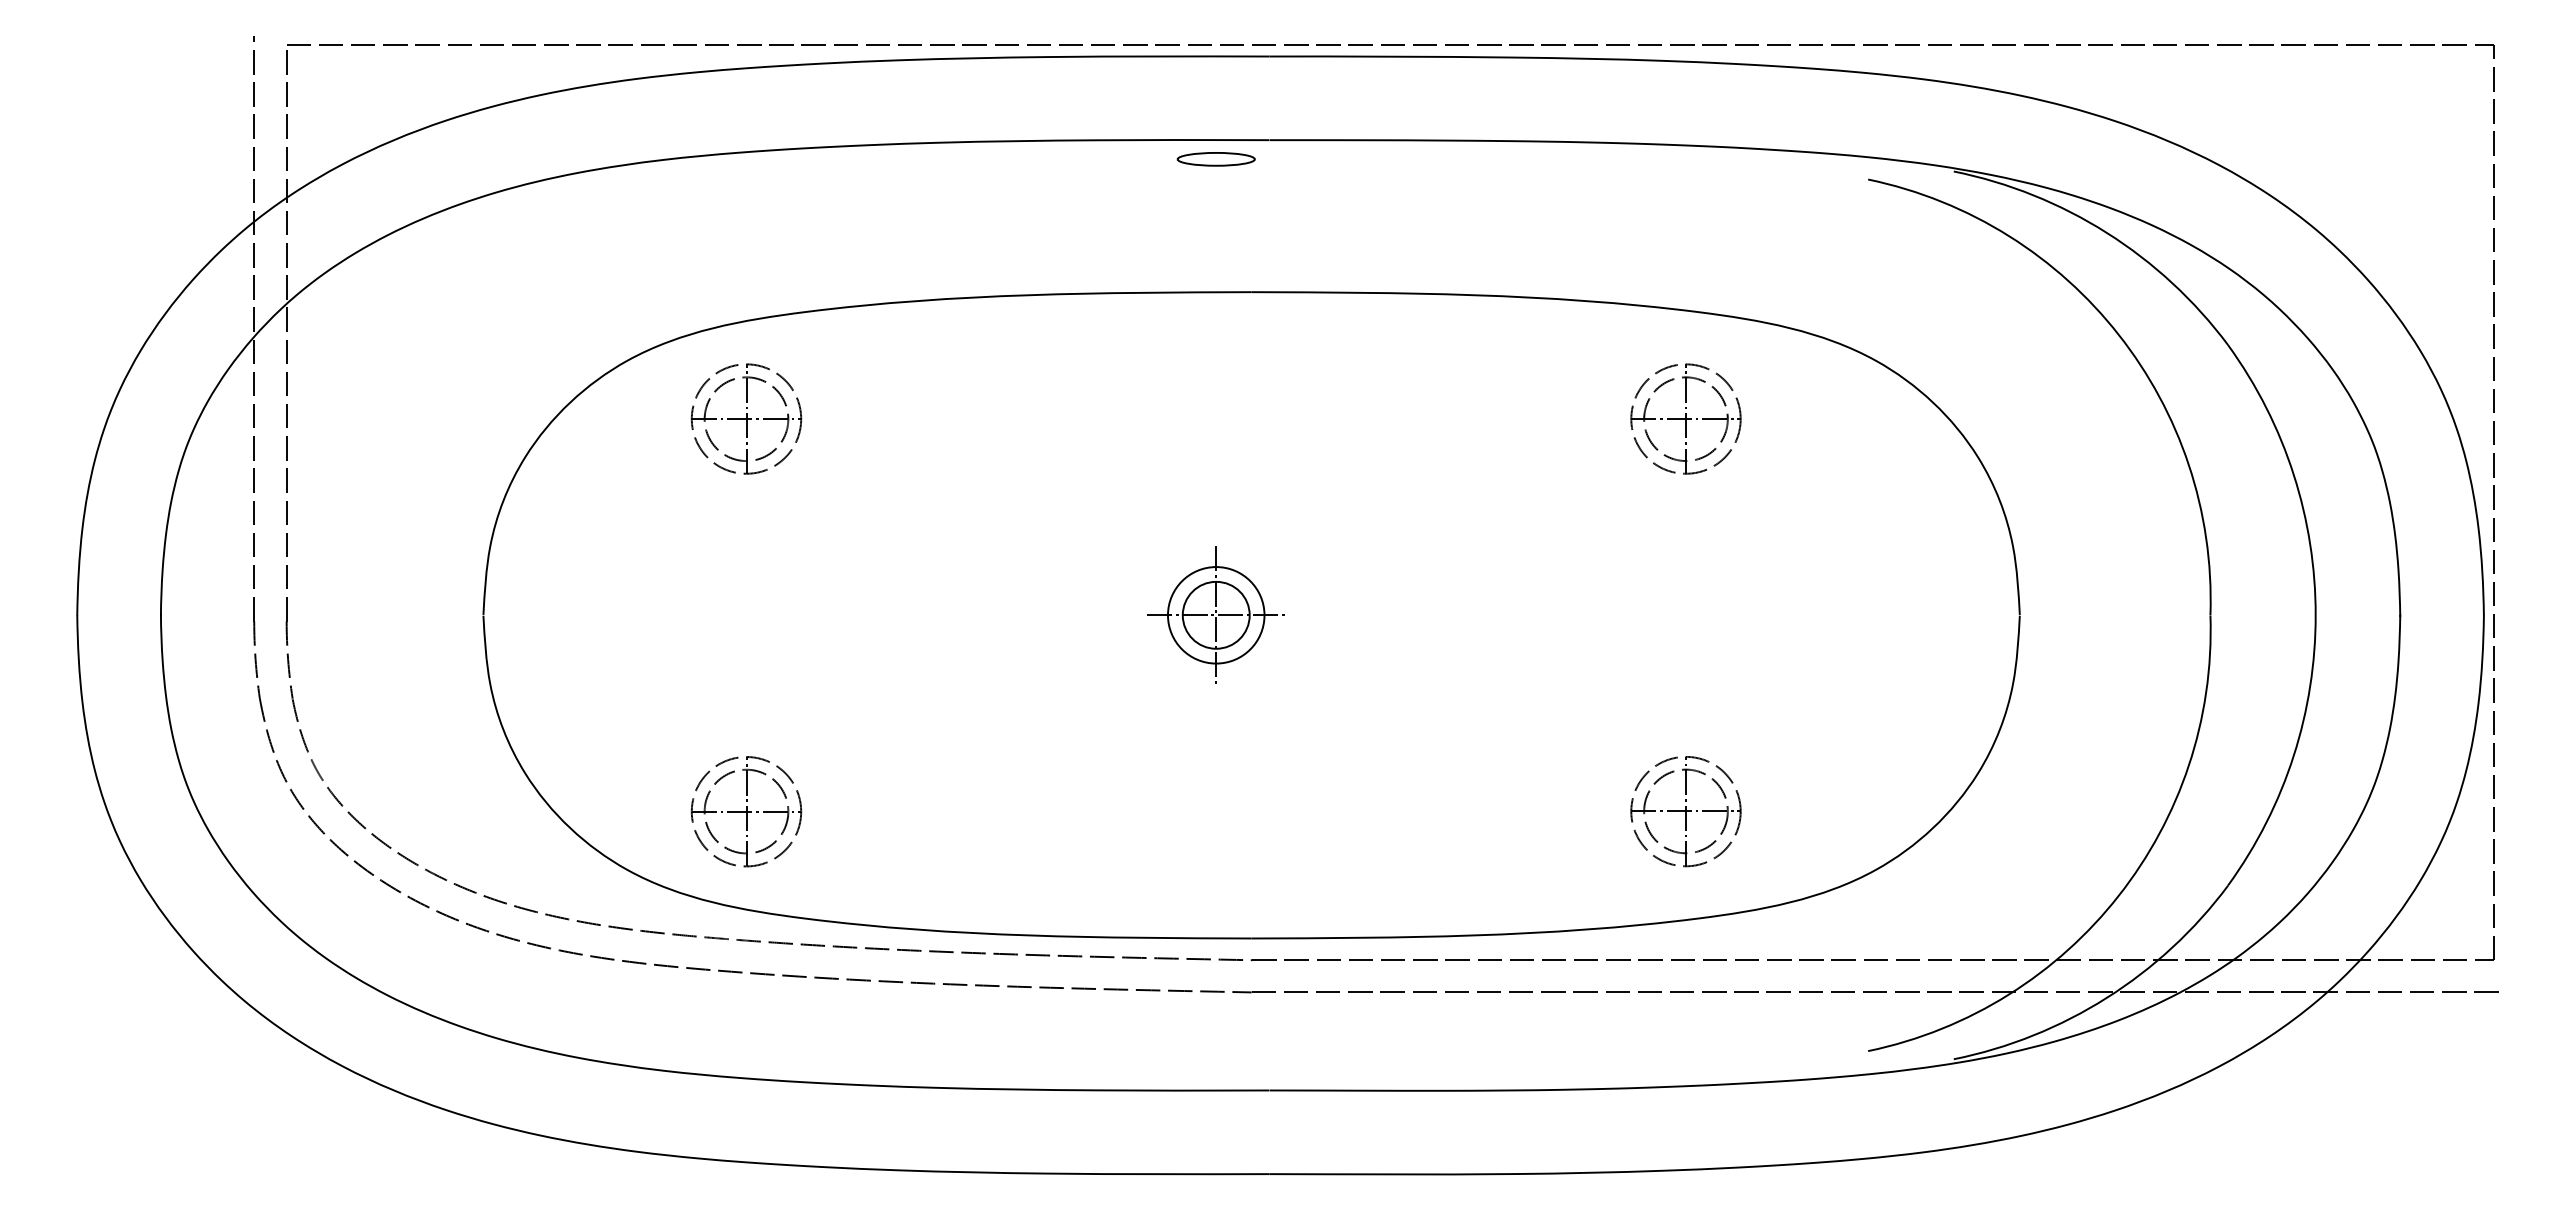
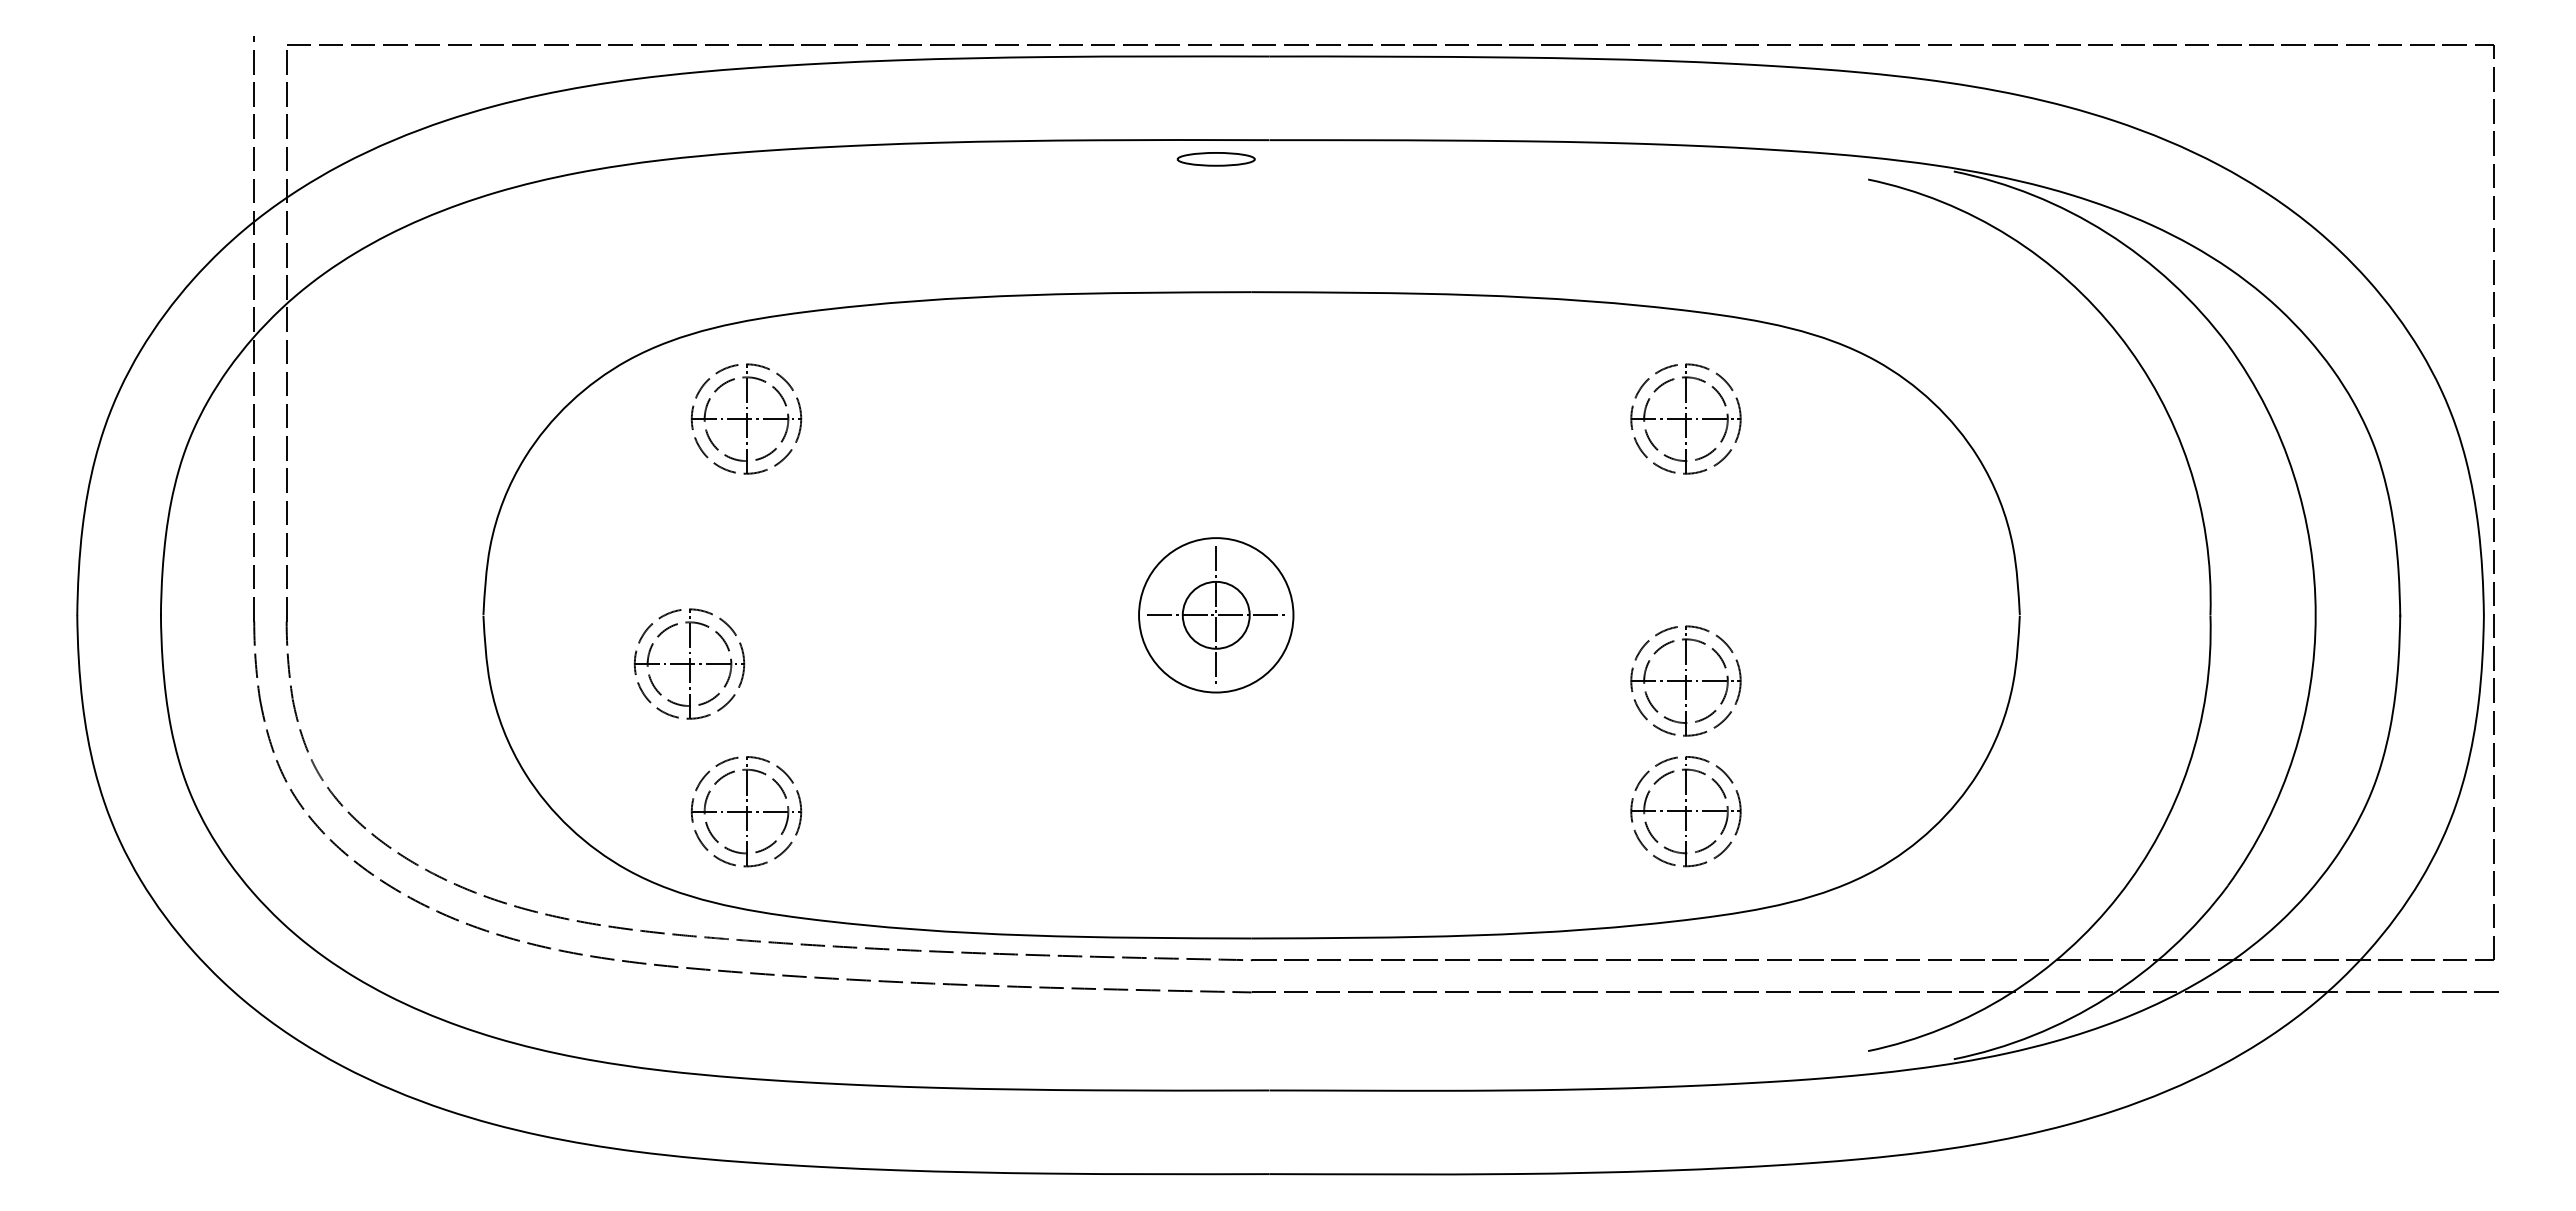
circle diameter: 97 px -> 154 px (1216, 615)
part: none -> present (689, 663)
part: none -> present (1685, 680)
